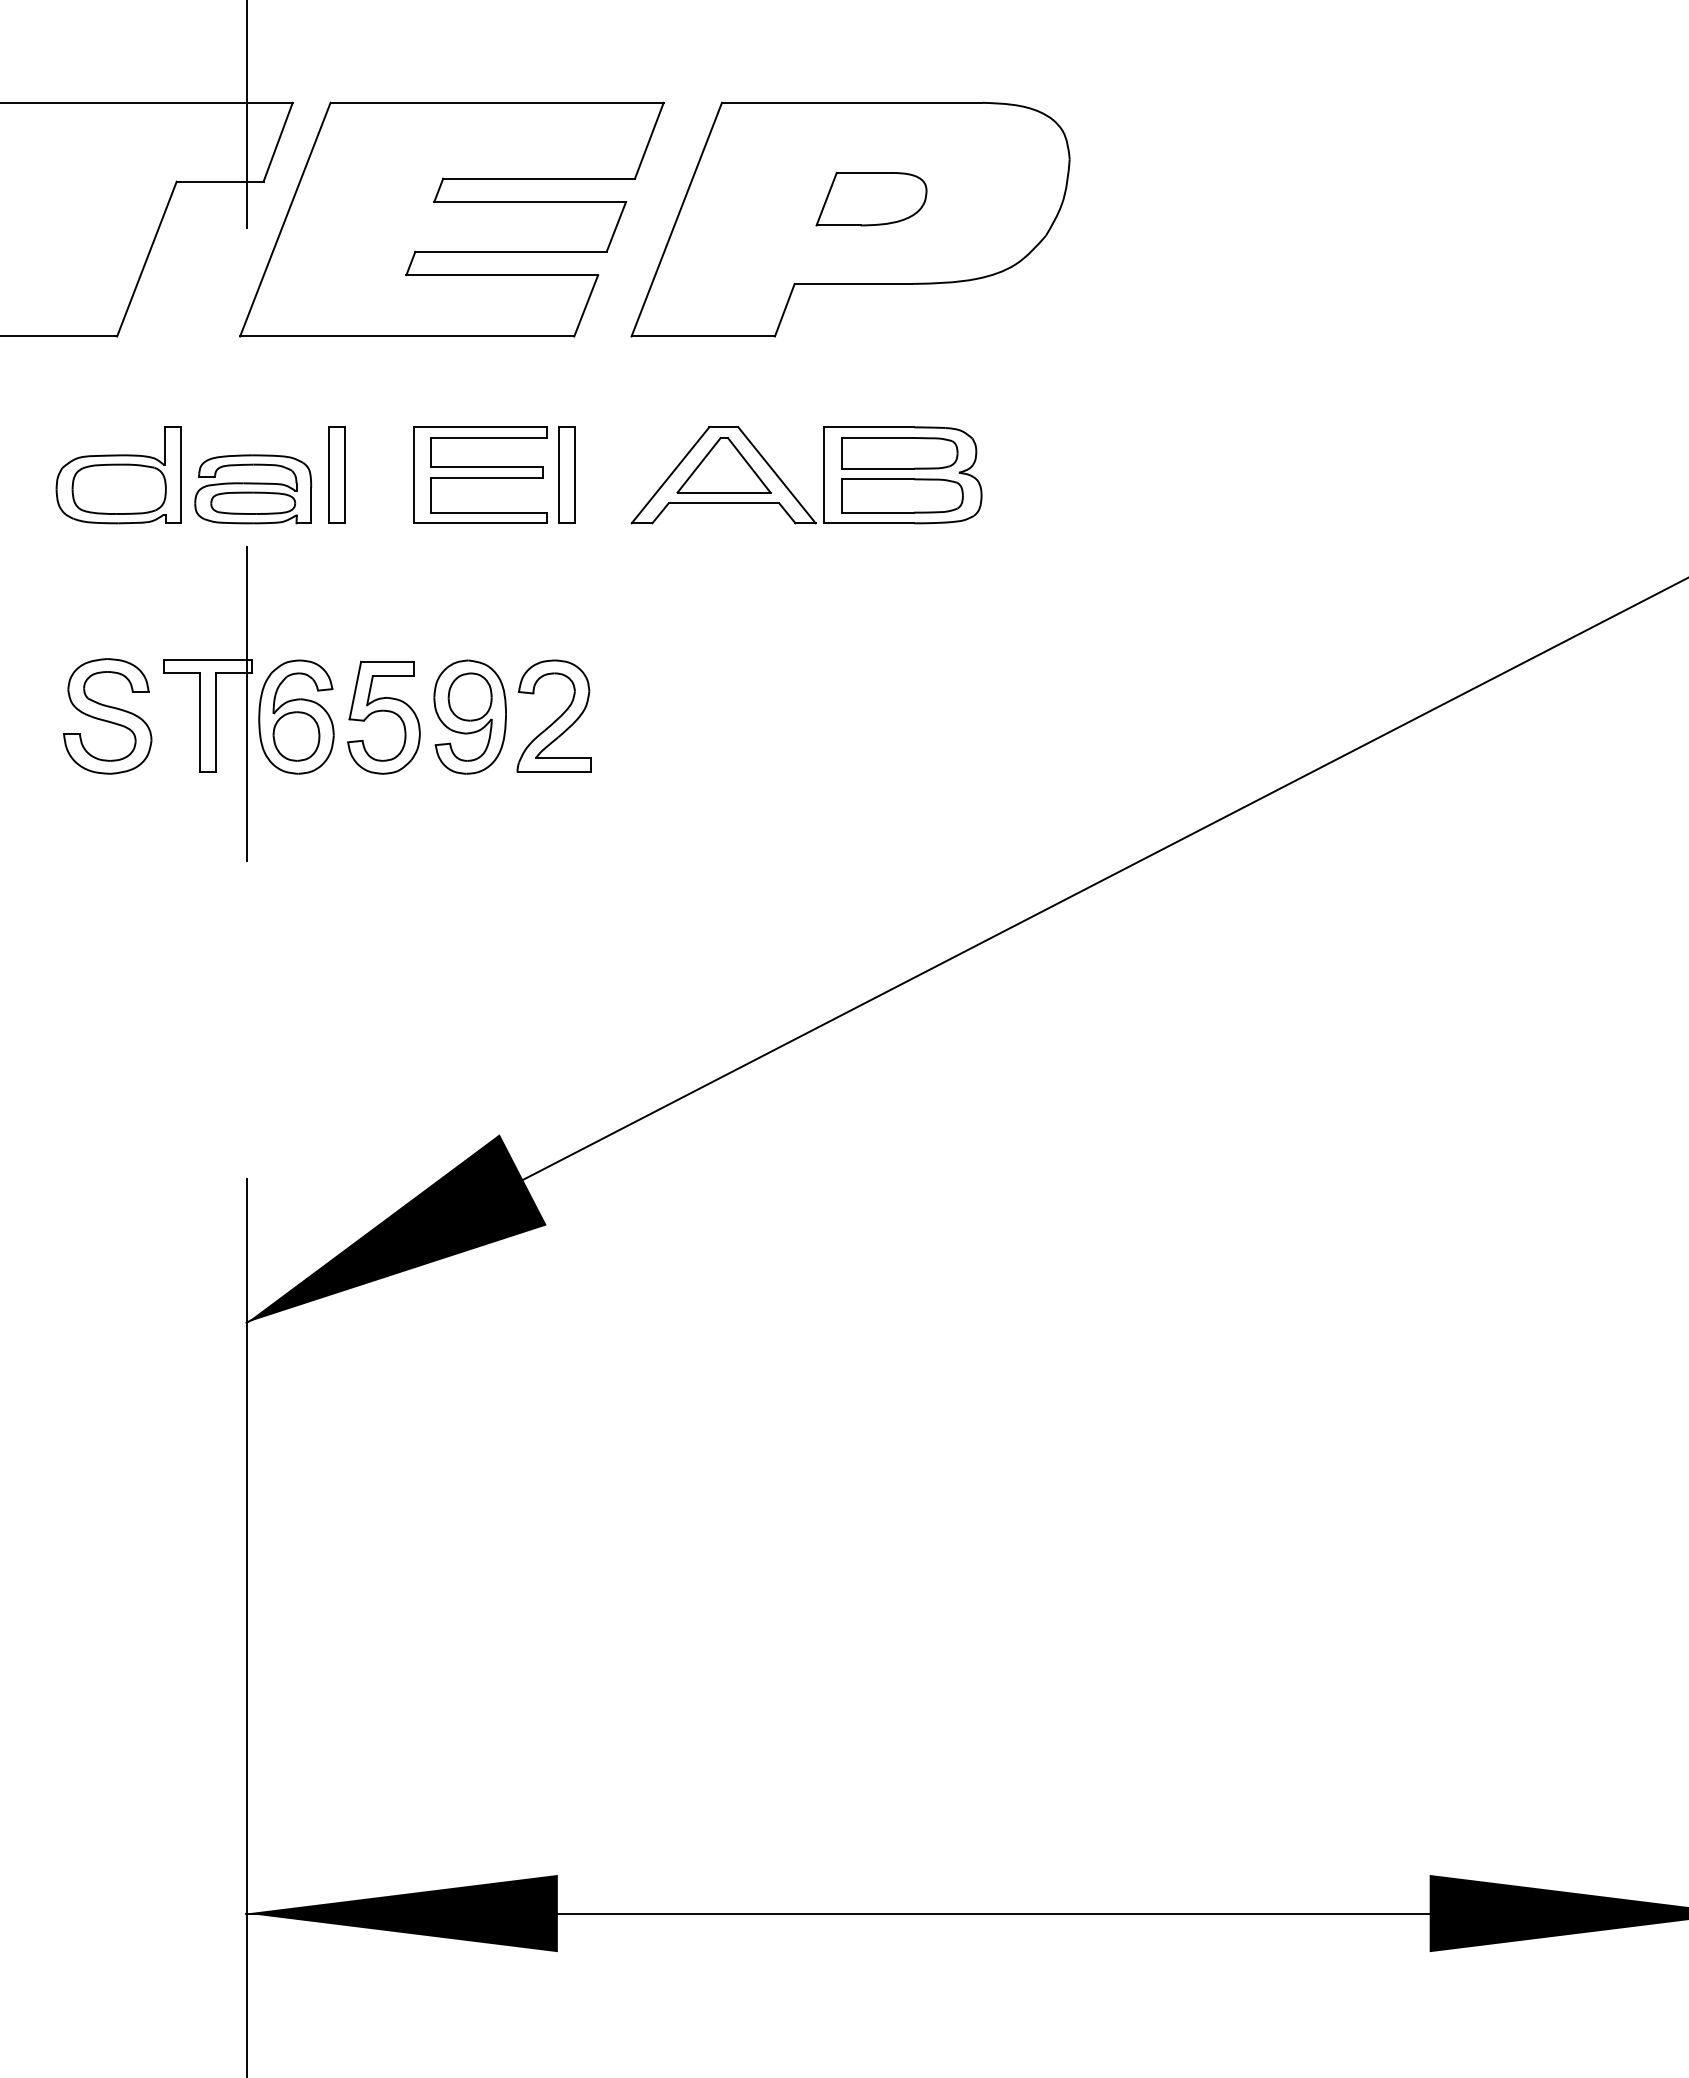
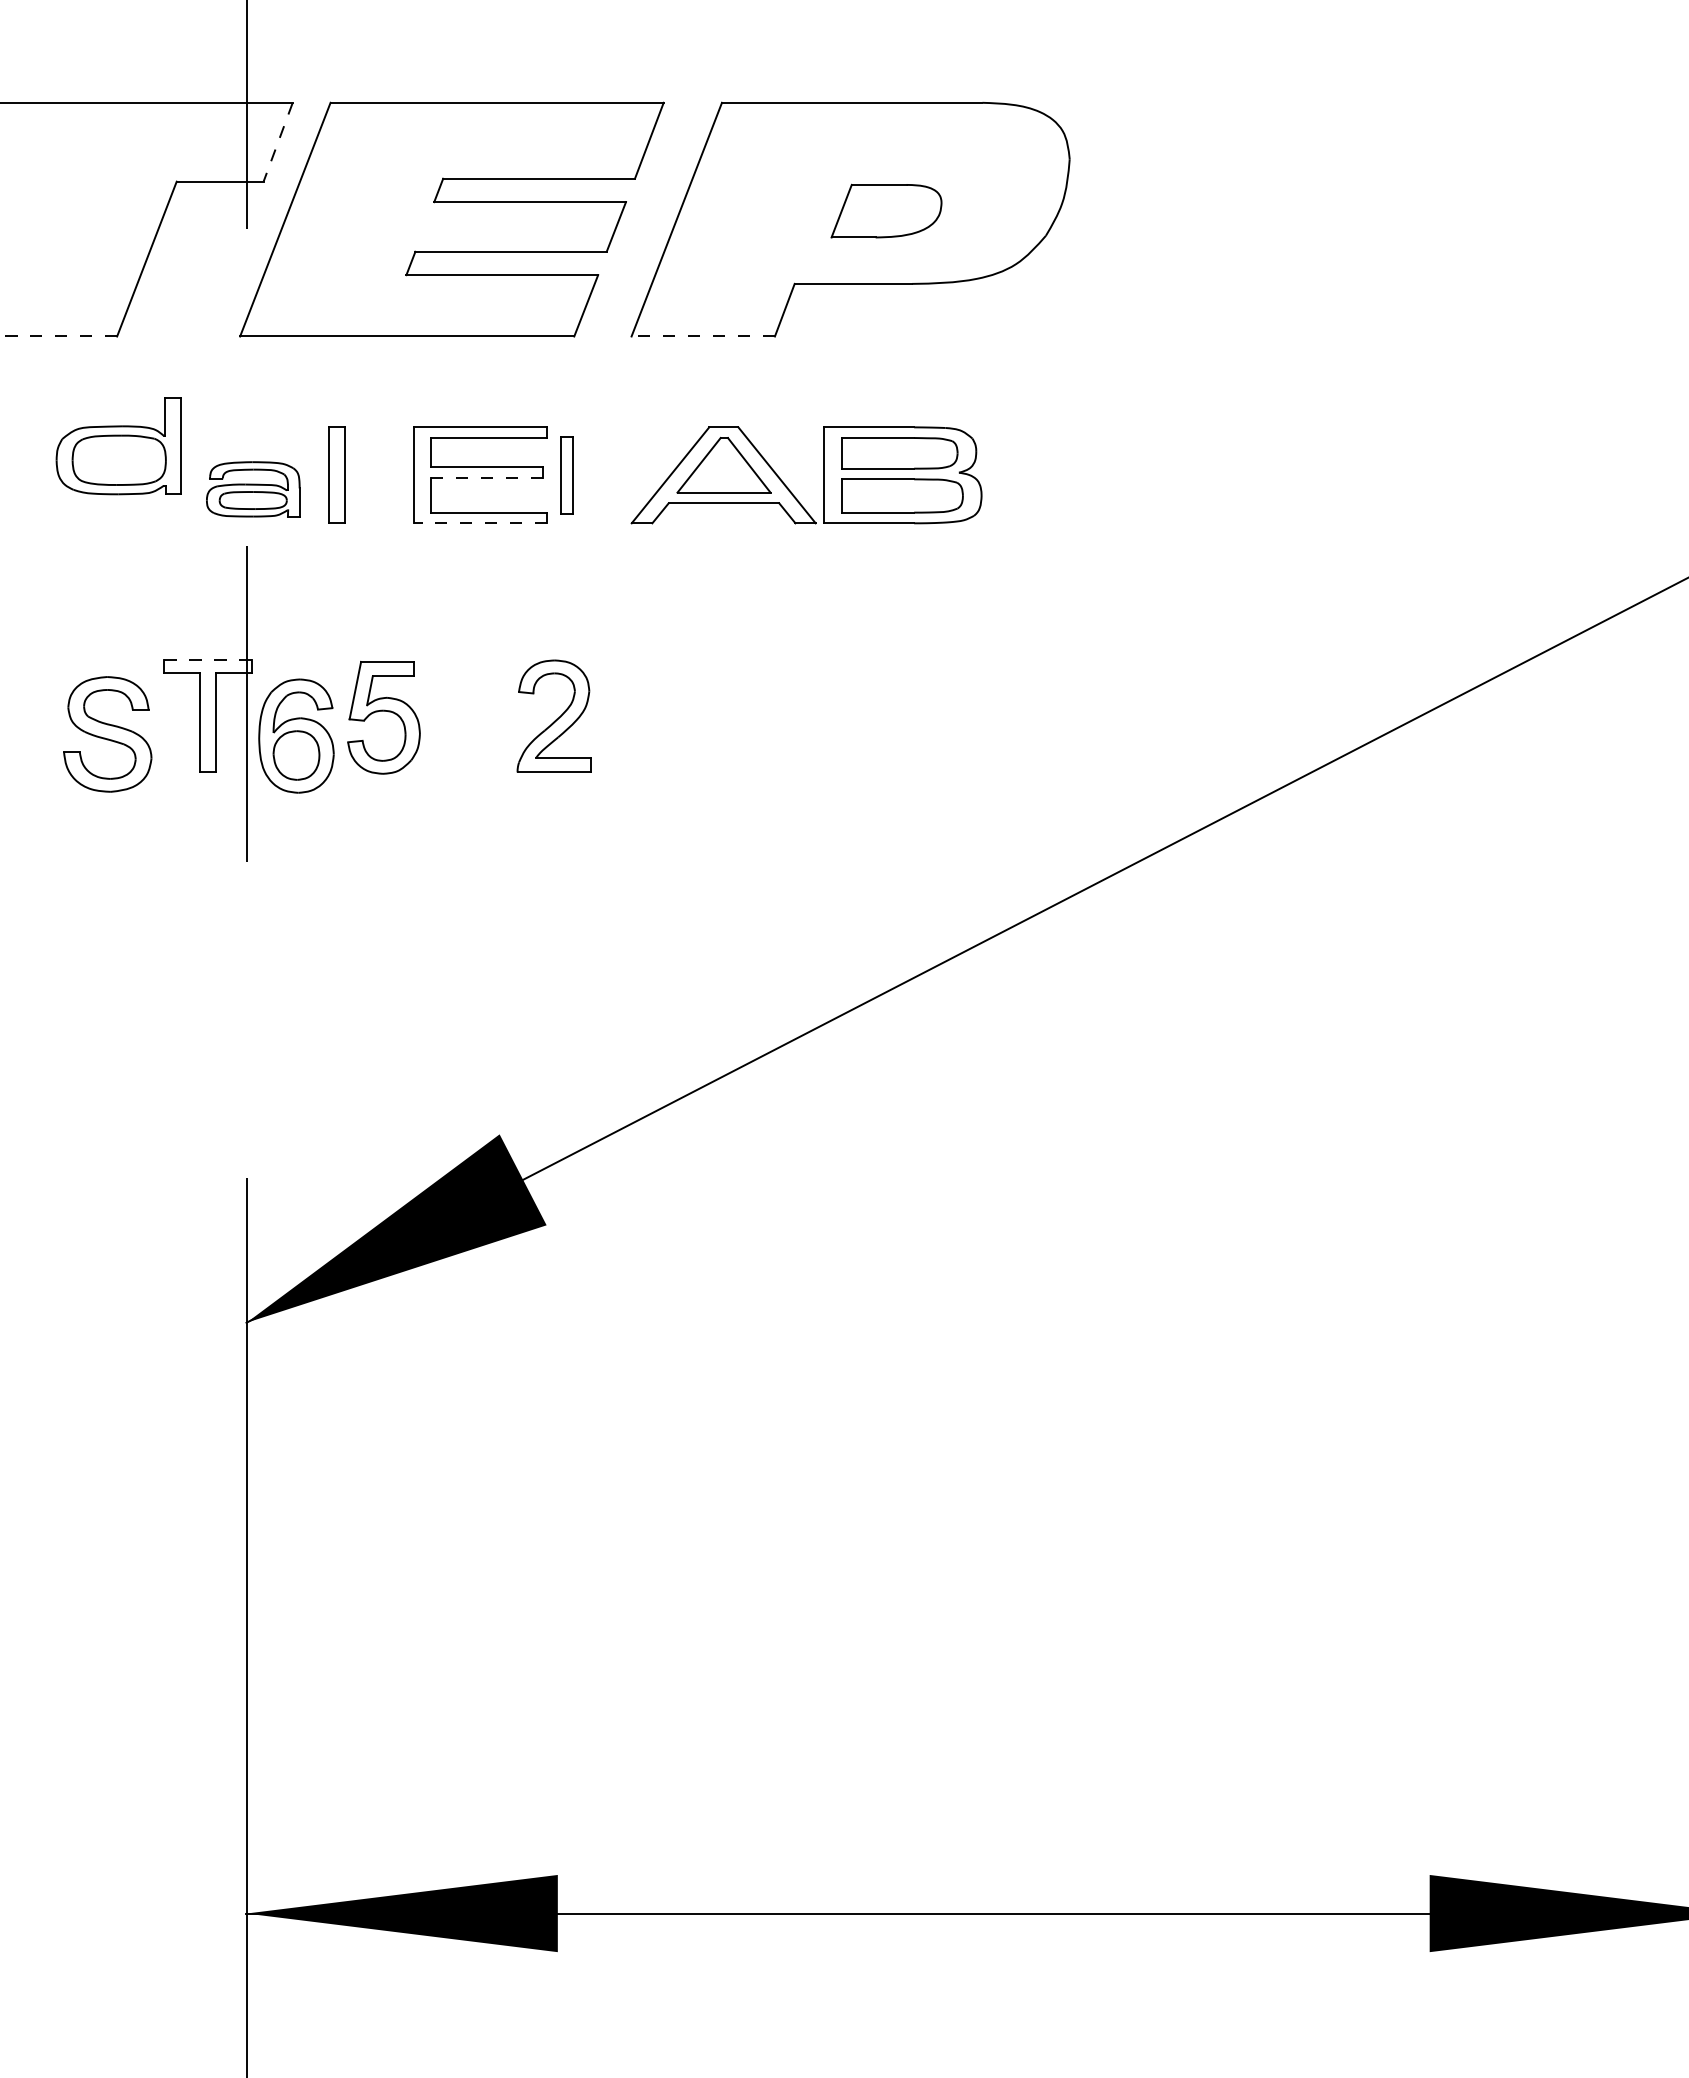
line: solid -> dashed (278, 142)
part position: (871, 198) -> (886, 210) (886, 210)
line: solid -> dashed (58, 336)
line: solid -> dashed (703, 336)
part size: 18x98 px -> 14x79 px (566, 475)
part position: (118, 475) -> (118, 446) (118, 446)
line: solid -> dashed (487, 478)
part size: 119x71 px -> 95x57 px (253, 489)
line: solid -> dashed (480, 523)
line: solid -> dashed (208, 660)
part position: (107, 716) -> (107, 734) (107, 734)
part position: (296, 716) -> (296, 735) (296, 735)
part: present -> none (469, 716)
